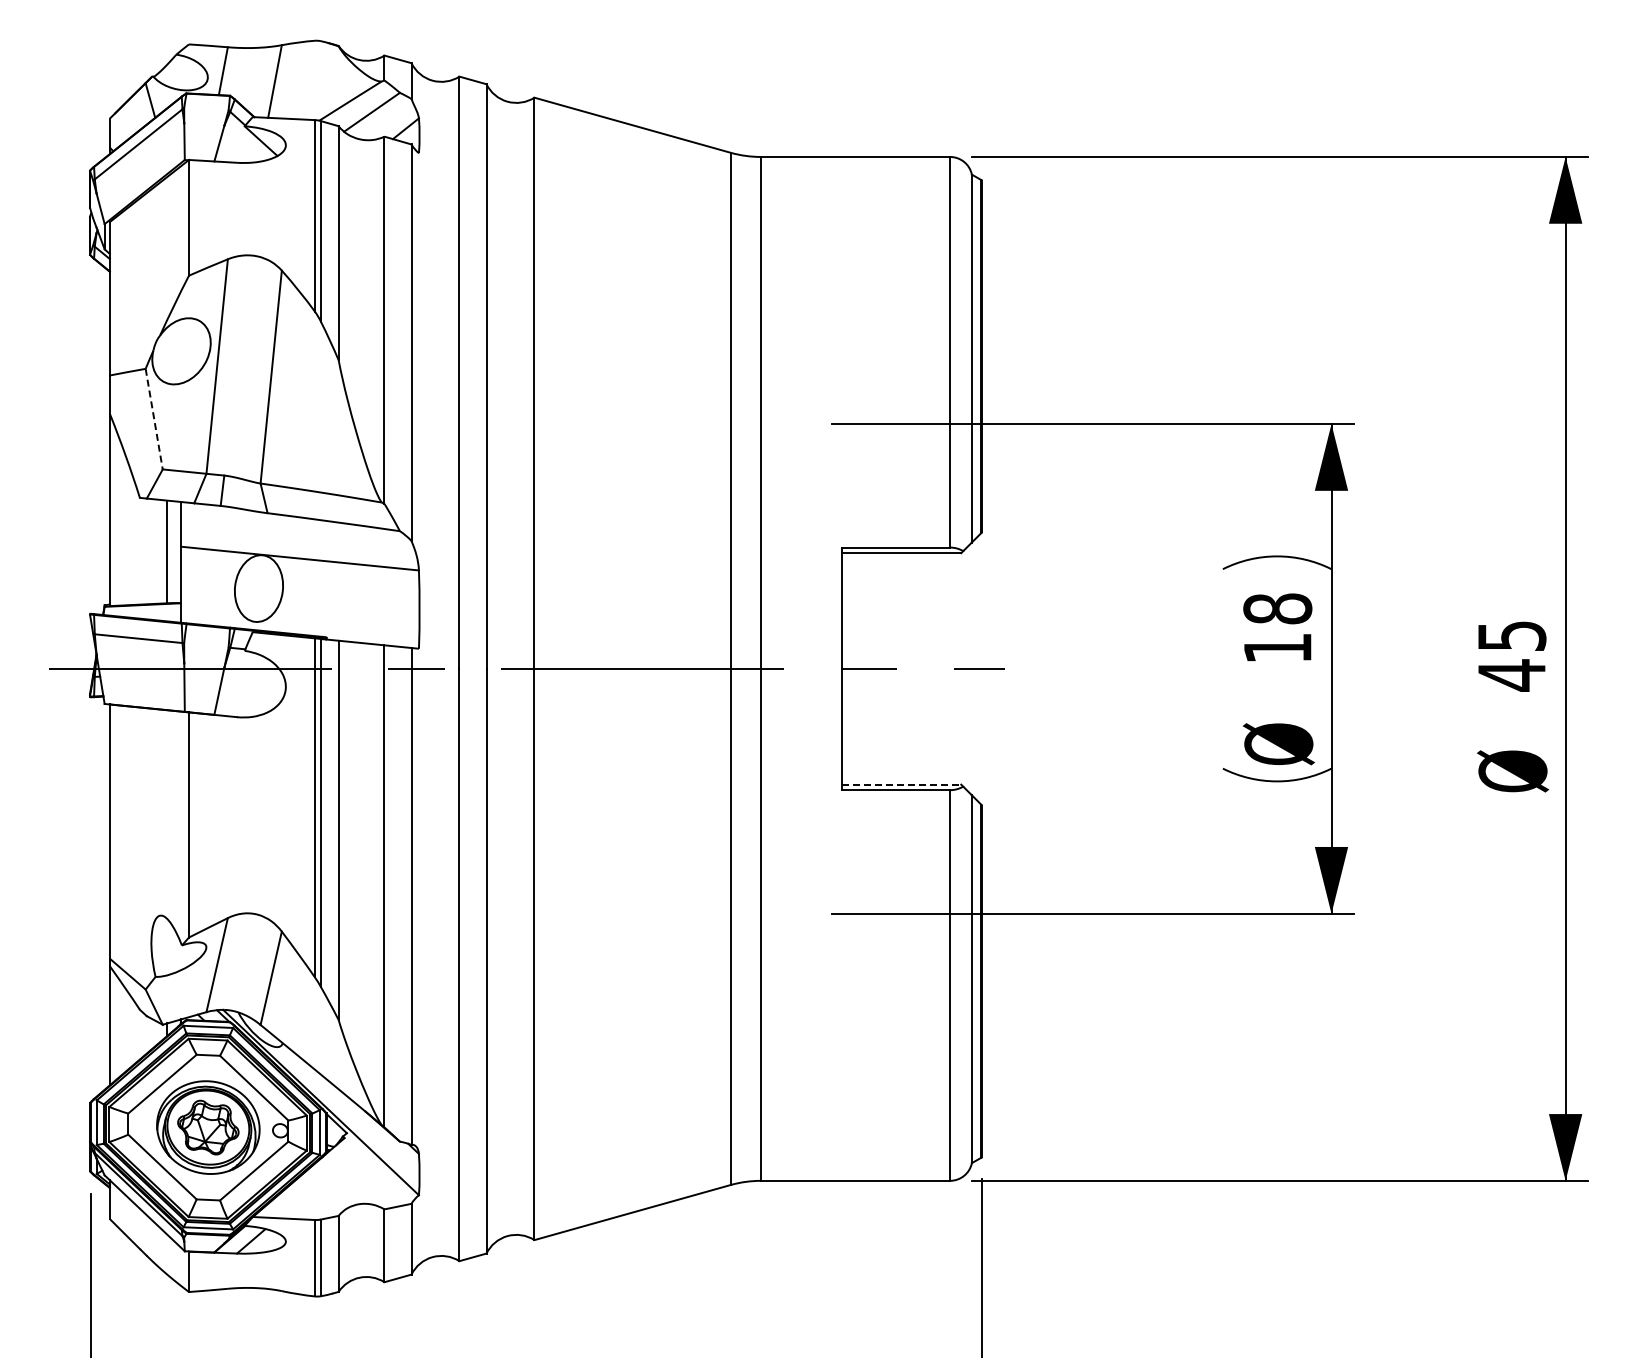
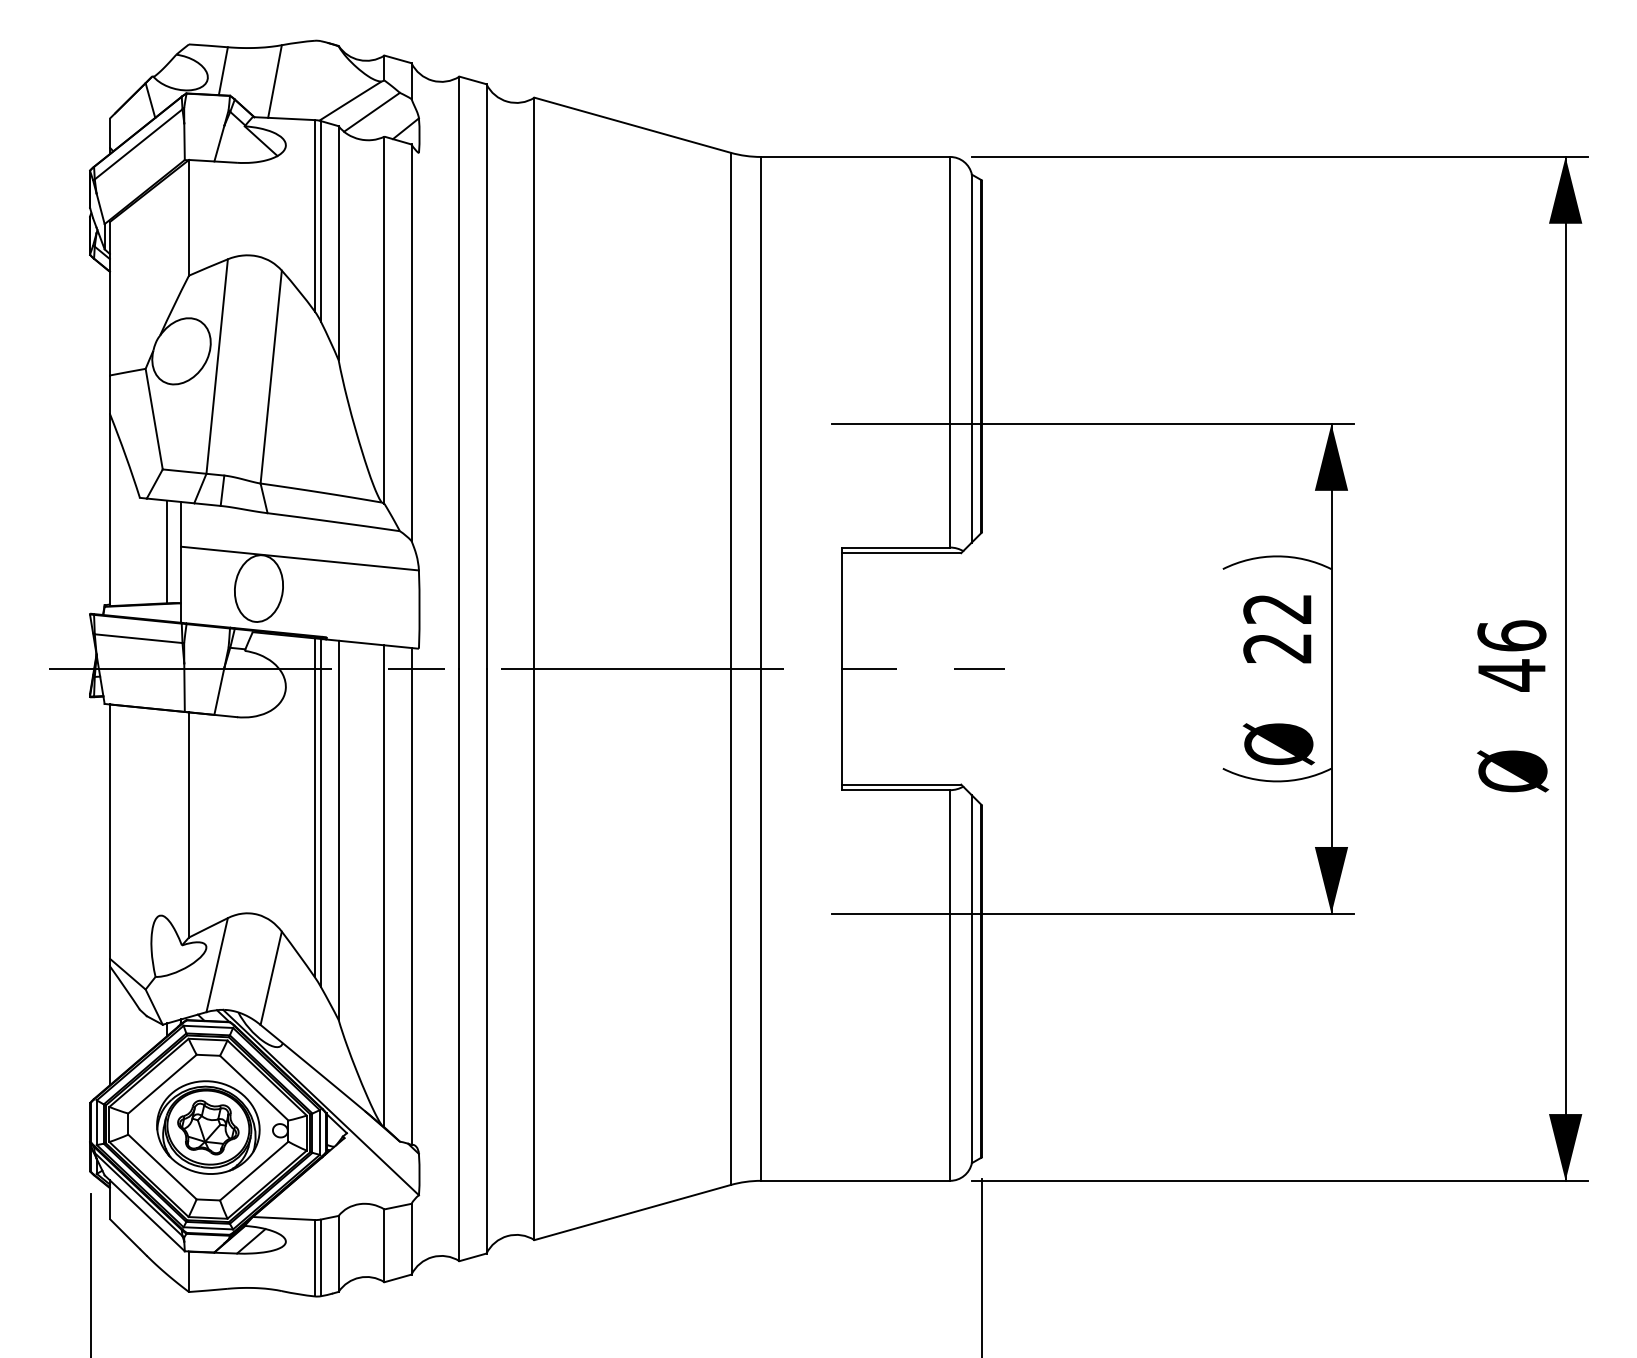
line: dashed -> solid (154, 419)
text: 18 -> 22 (1277, 628)
text: 45 -> 46 (1511, 635)
line: dashed -> solid (901, 784)
